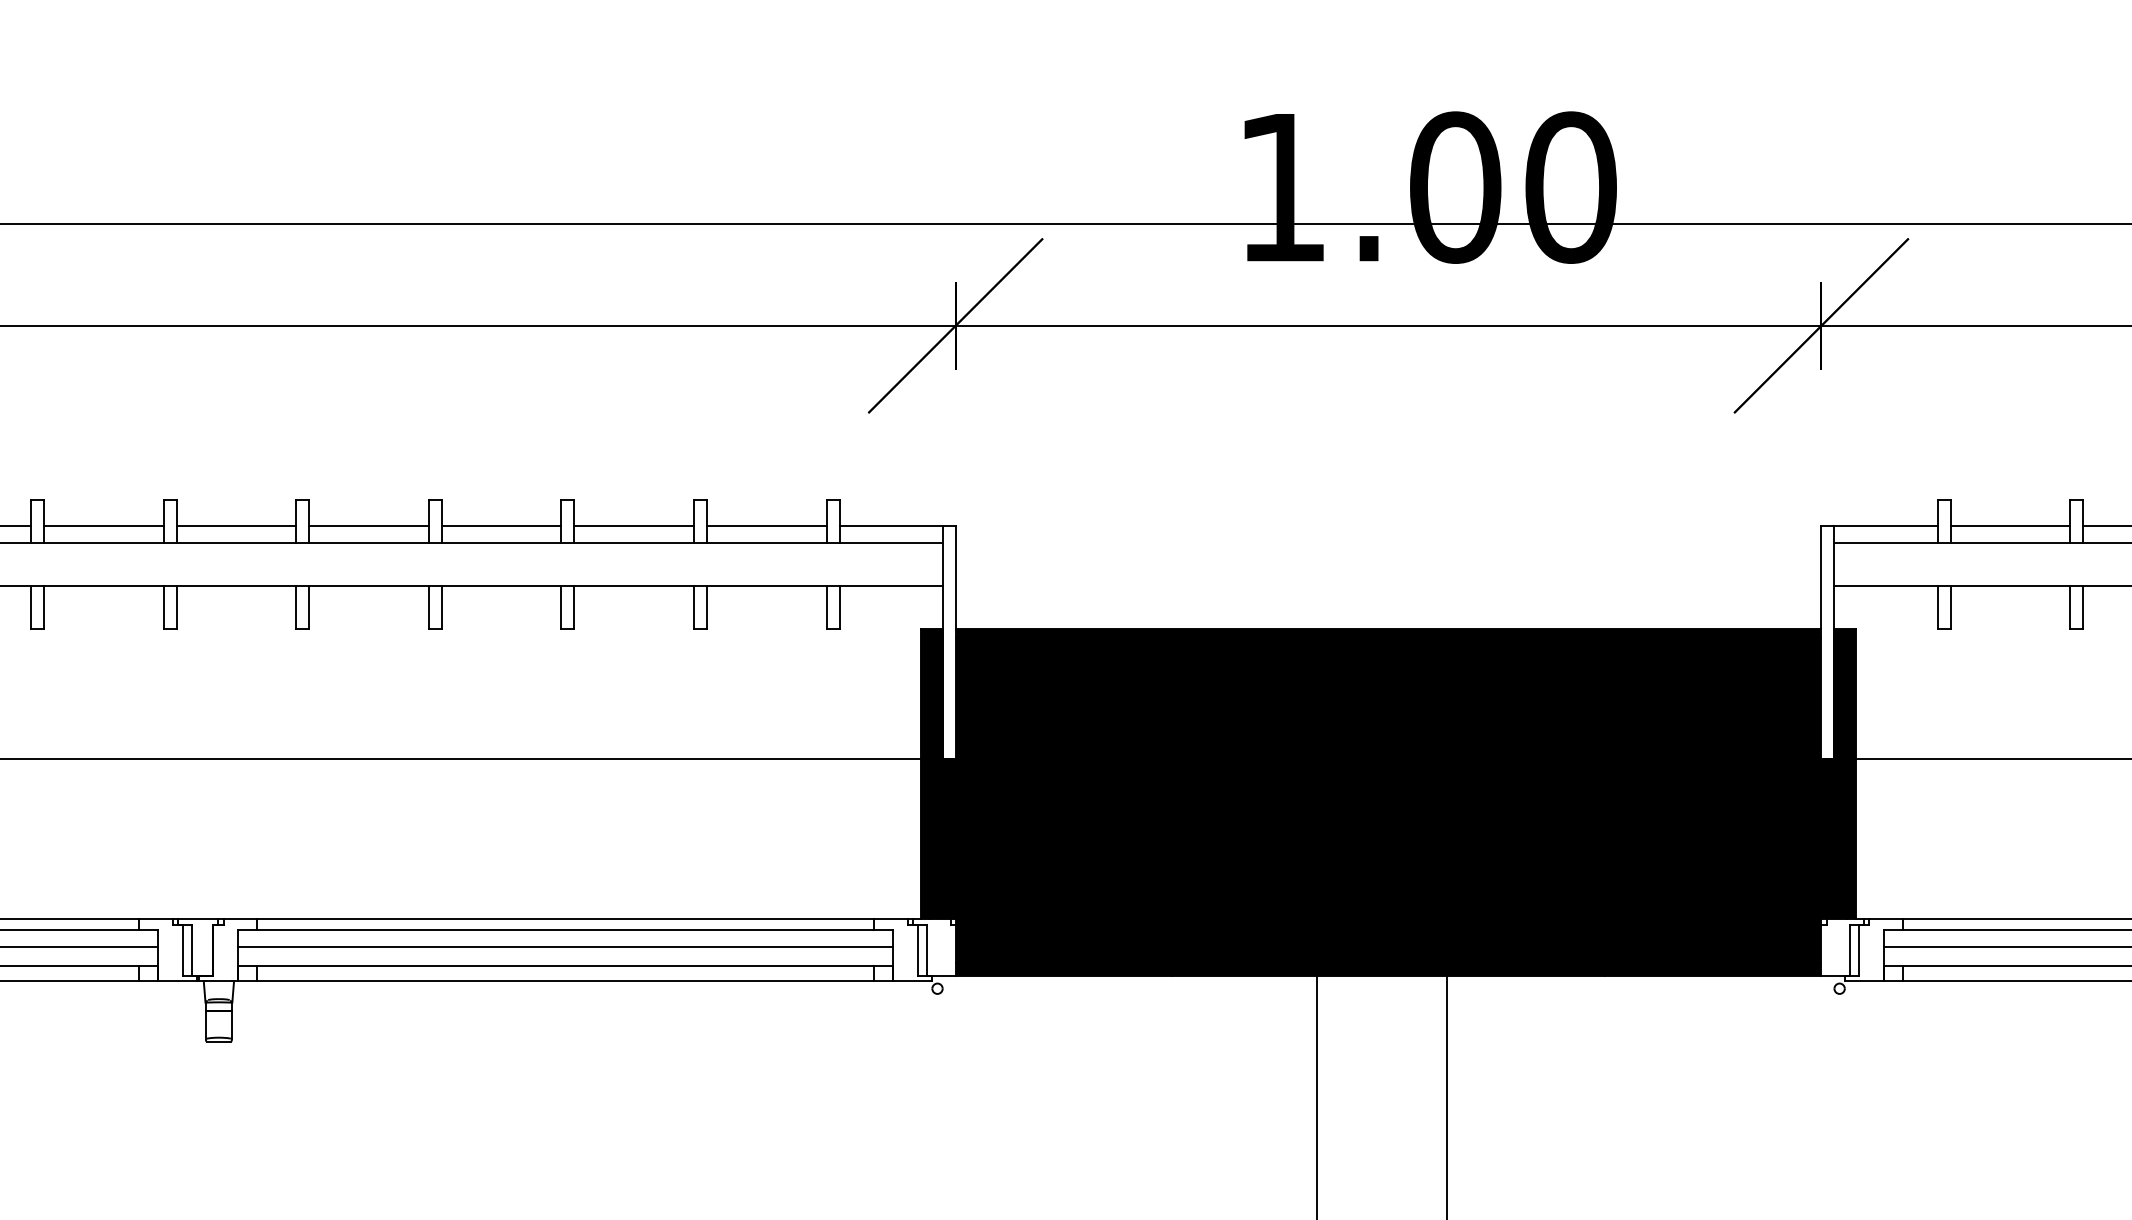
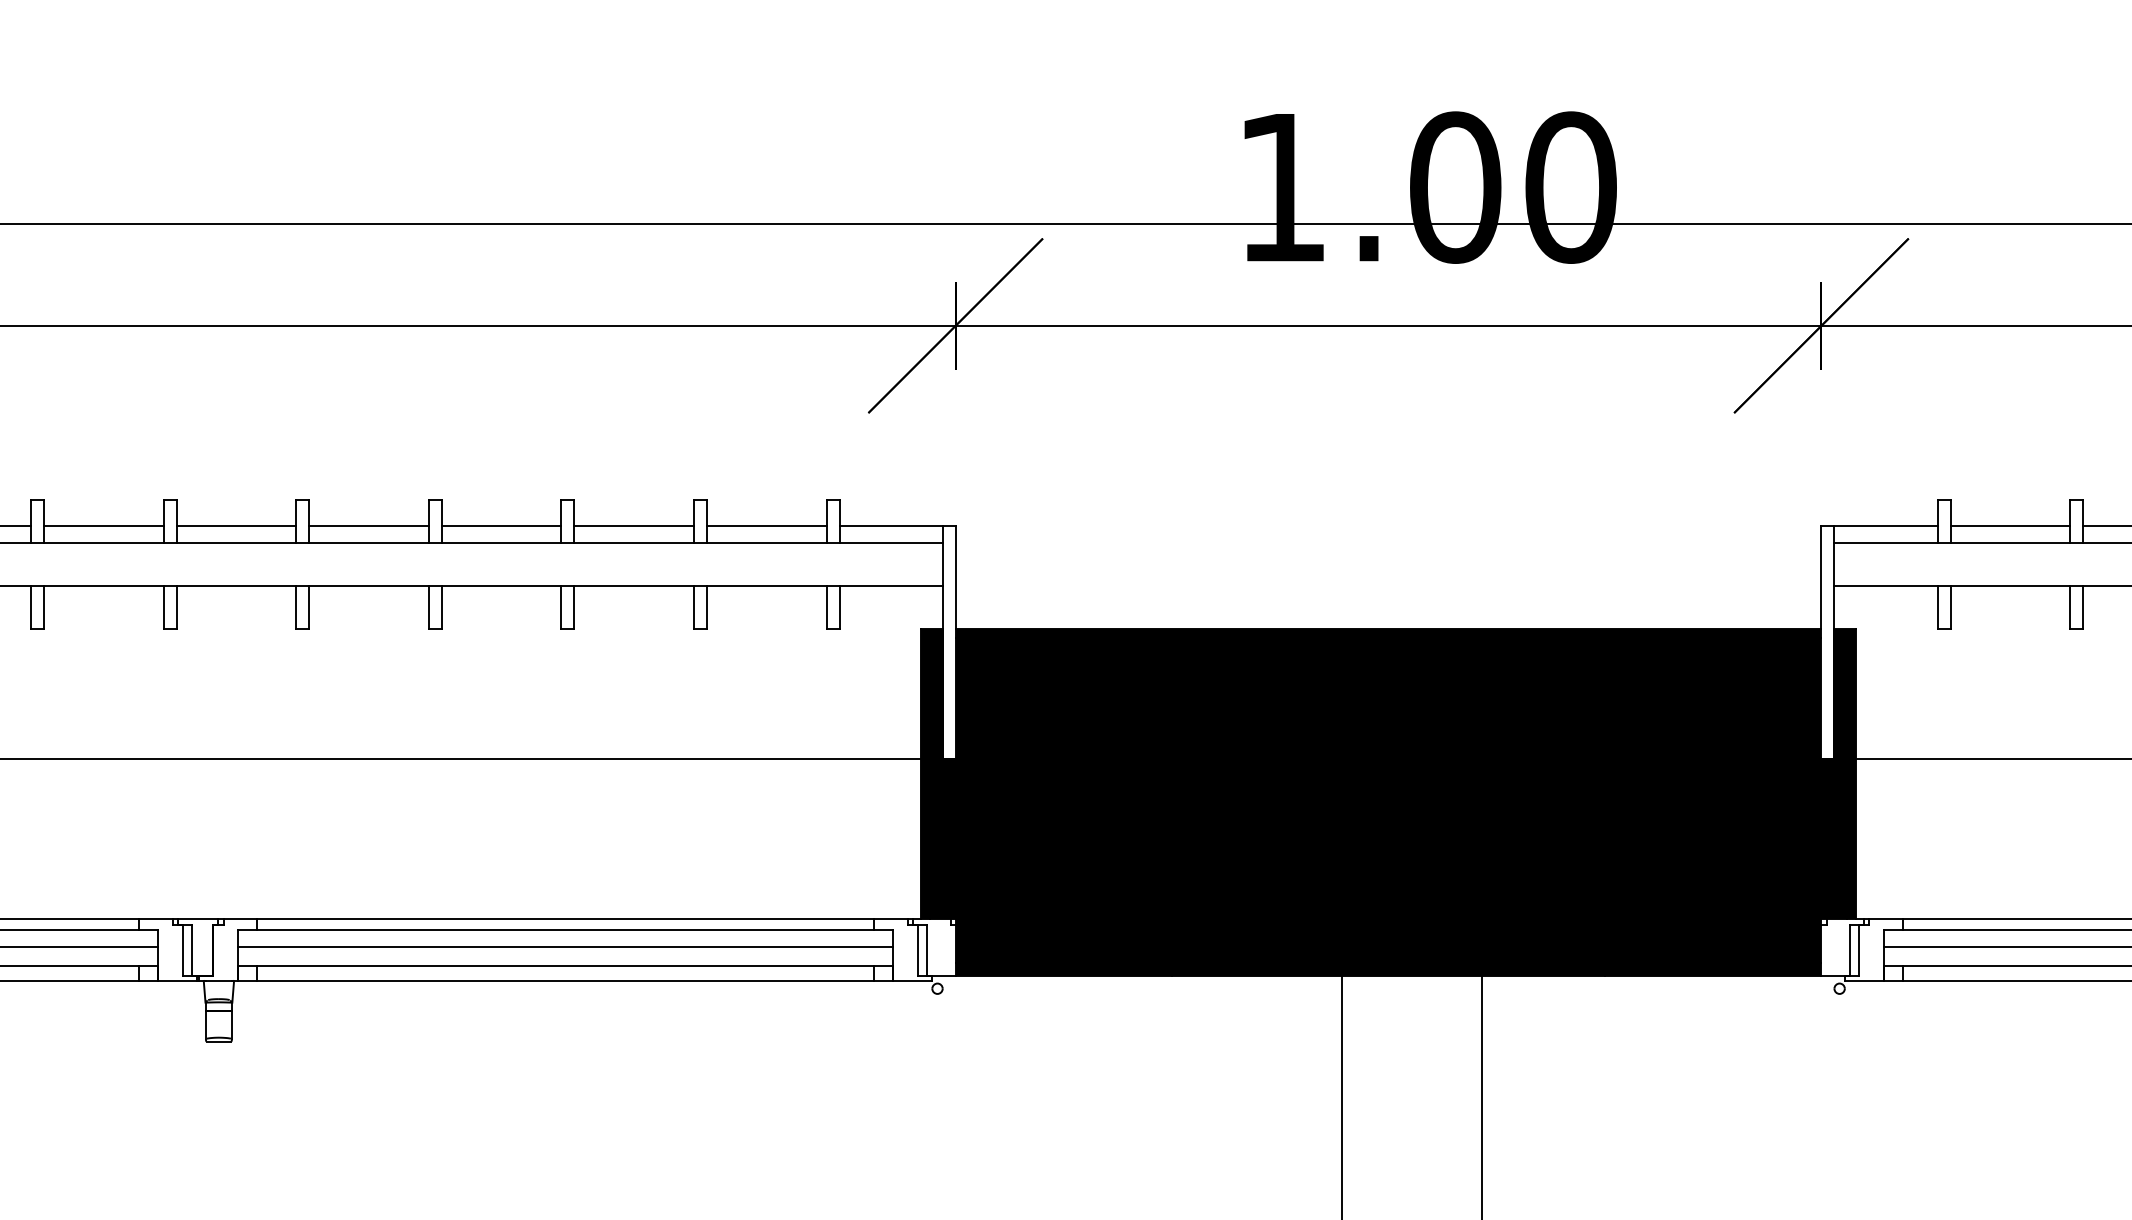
line position: (1317, 1096) -> (1342, 1096) (1342, 1096)
line position: (1447, 1096) -> (1482, 1096) (1482, 1096)
